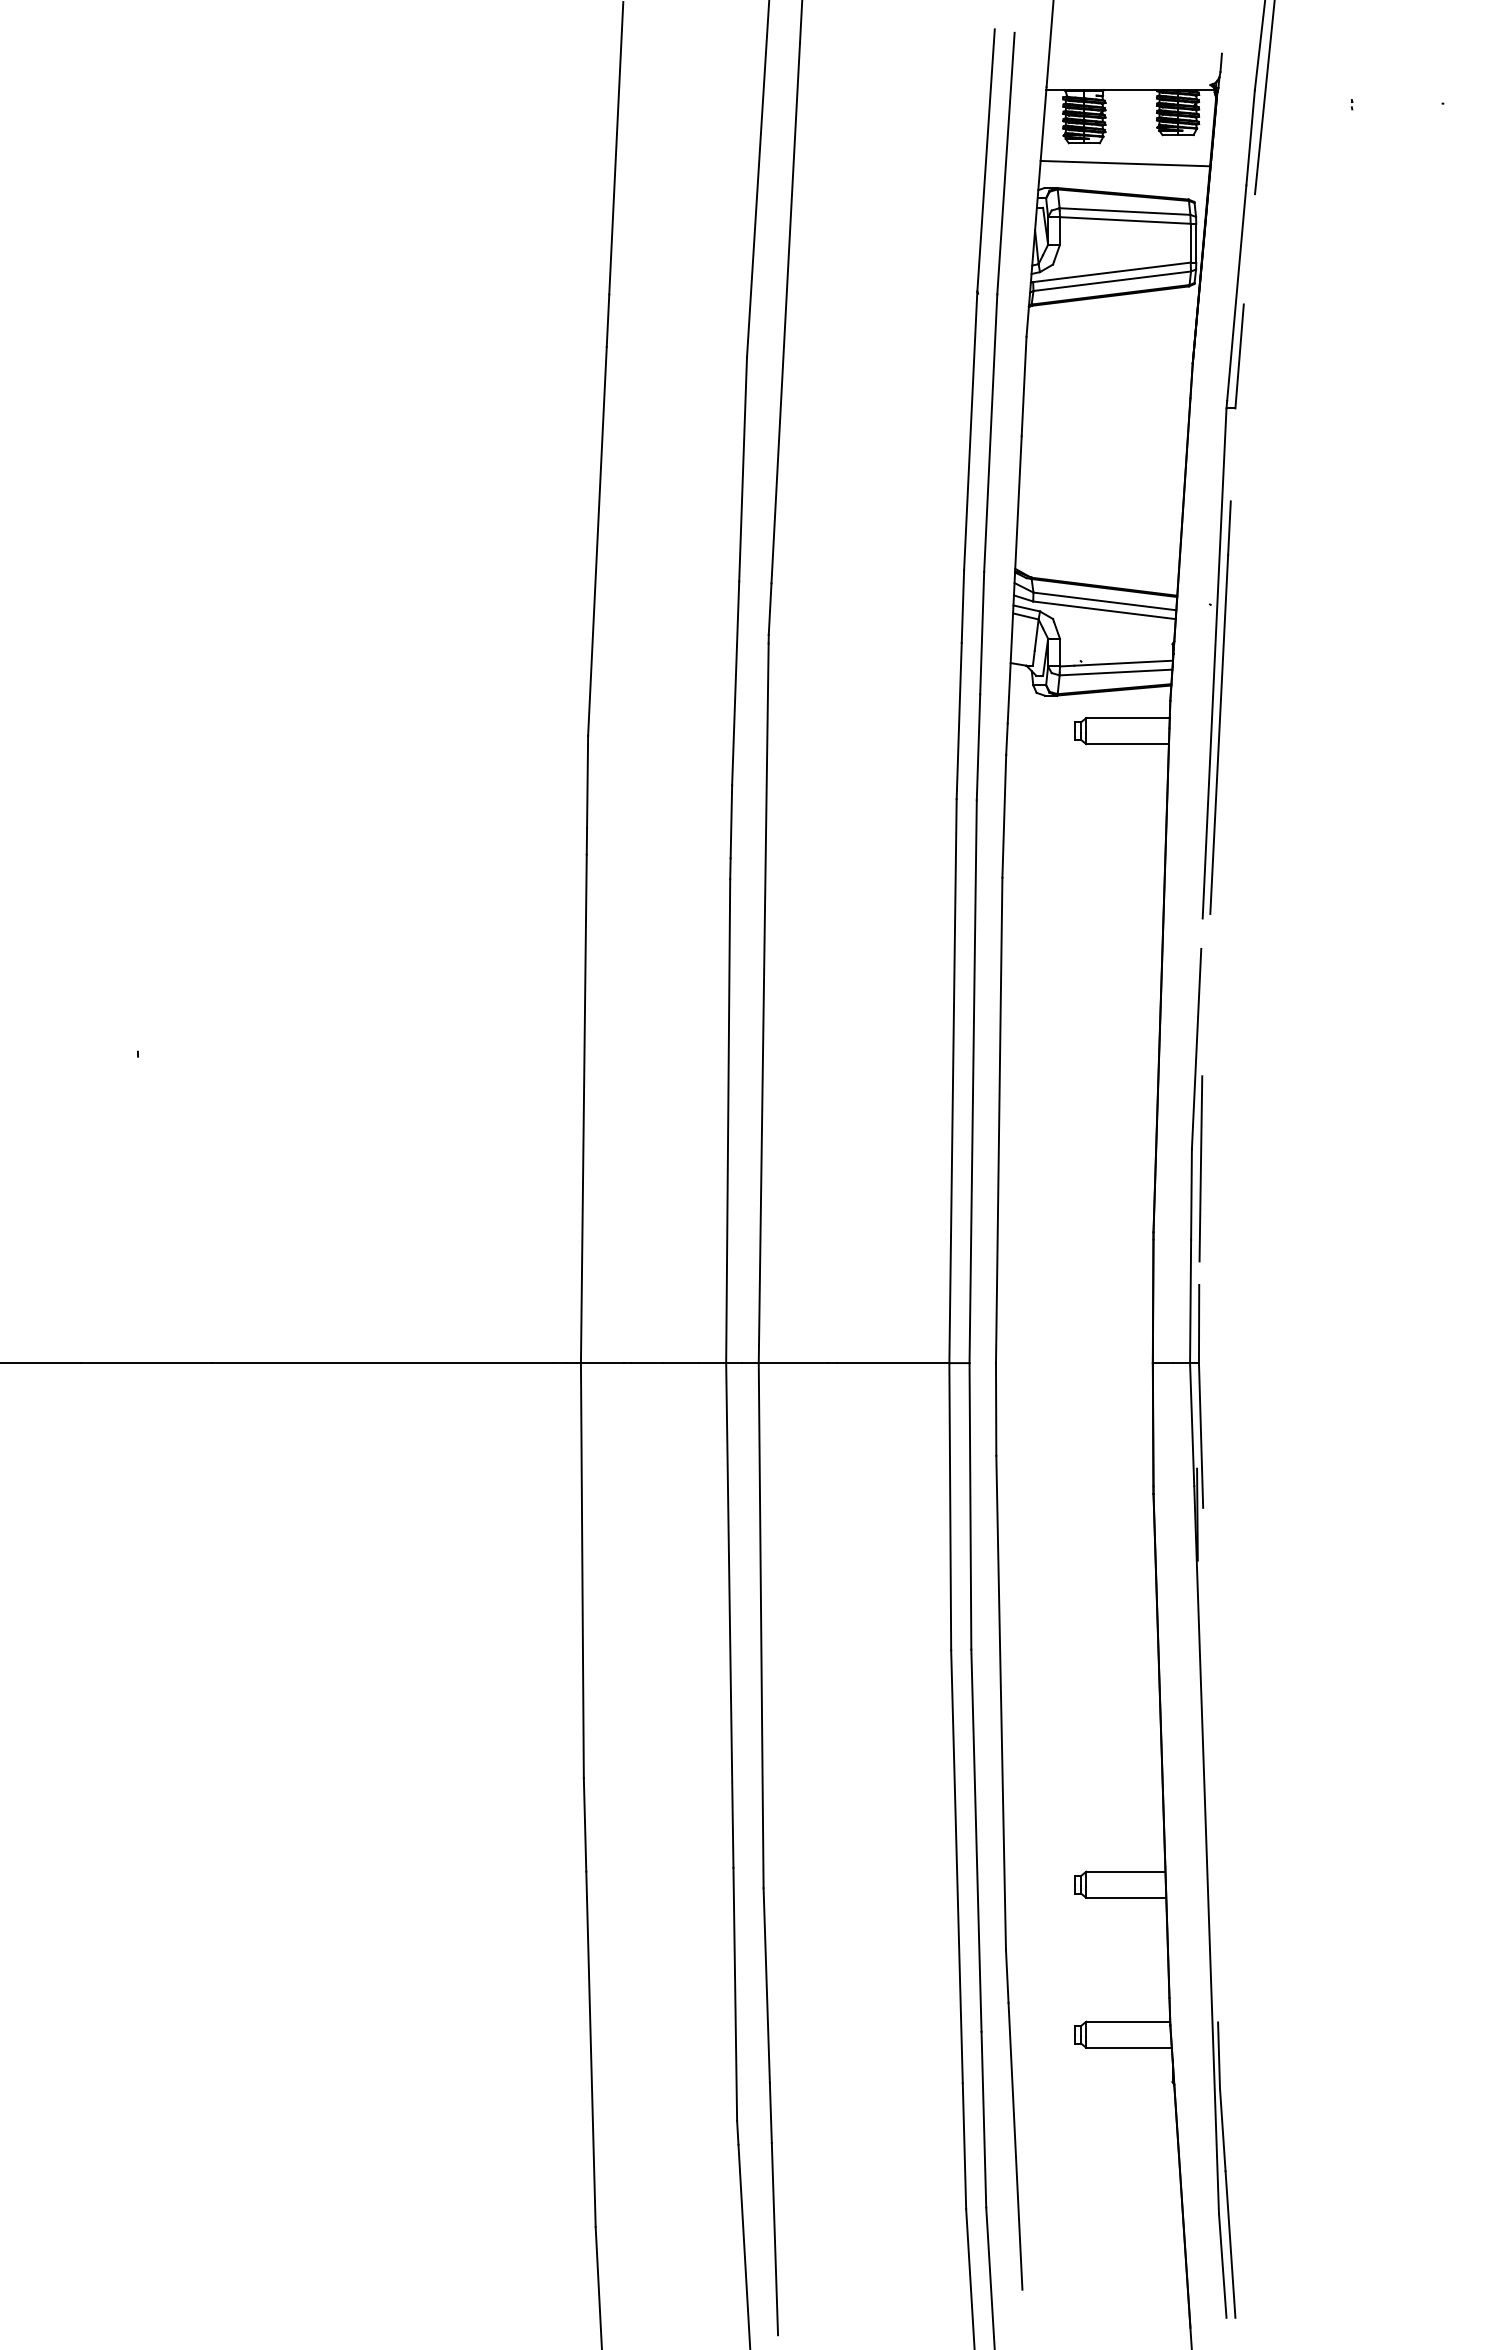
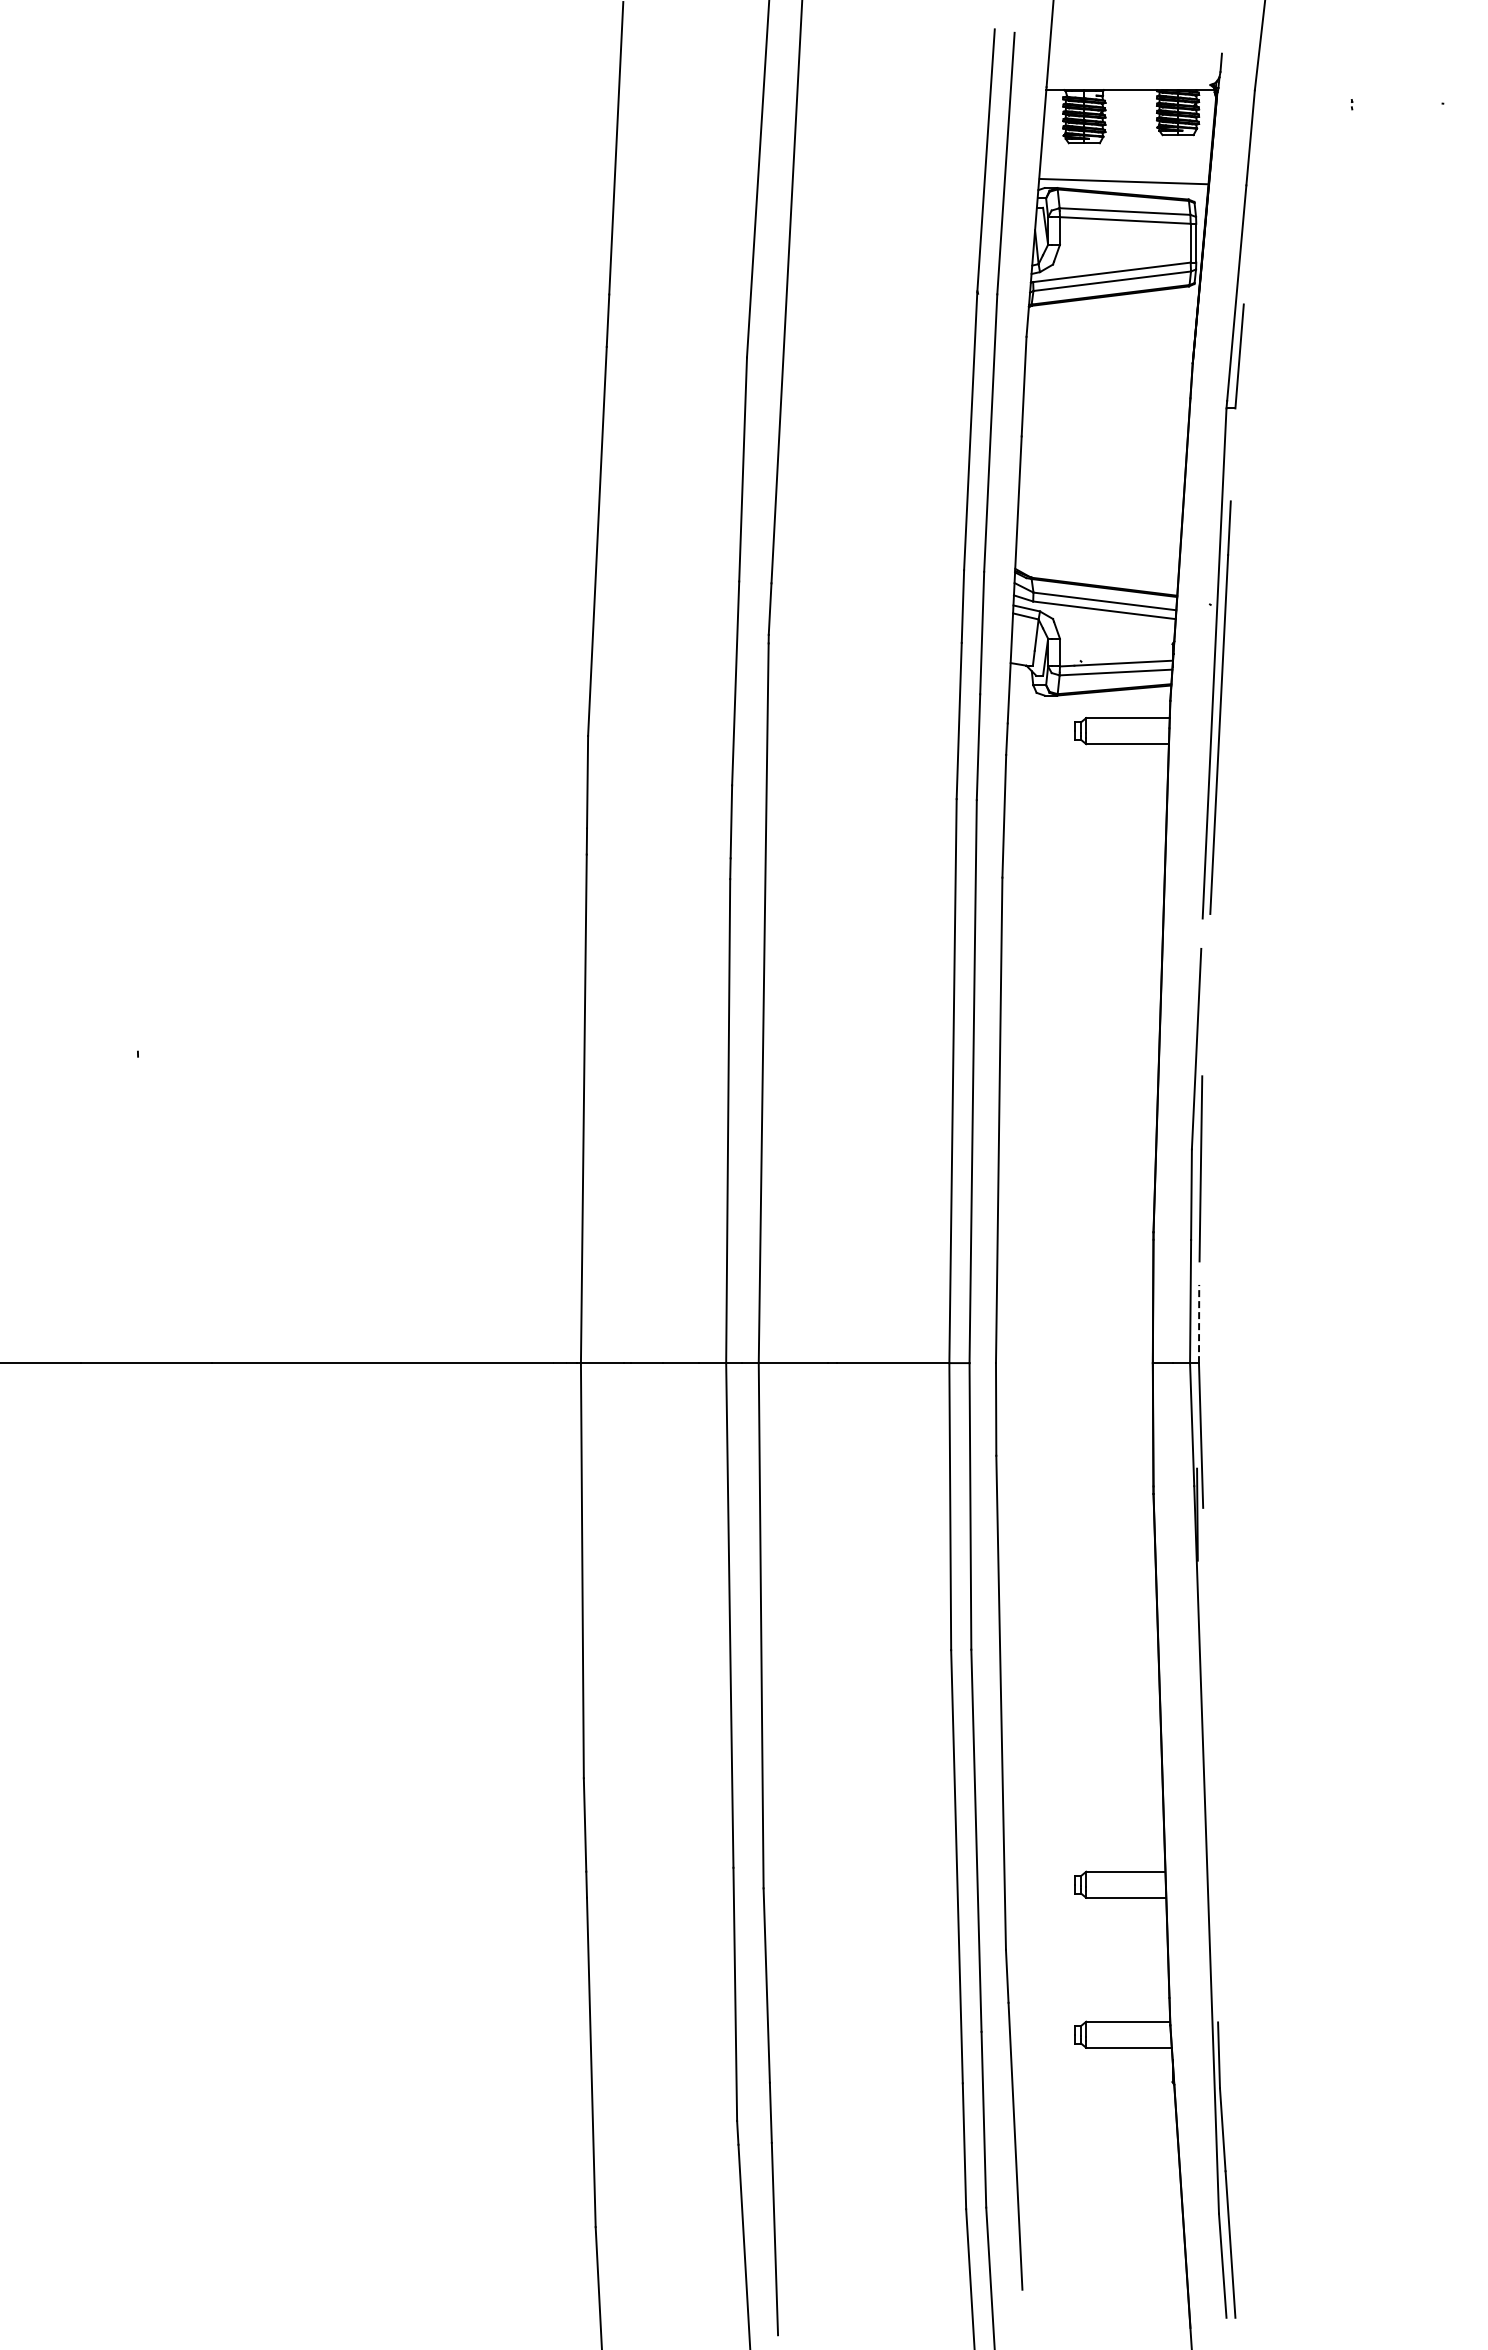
line: present -> none (1264, 98)
line position: (1125, 163) -> (1124, 181) (1124, 181)
line: solid -> dashed (1199, 1323)
